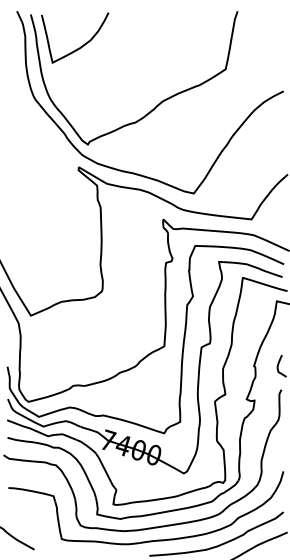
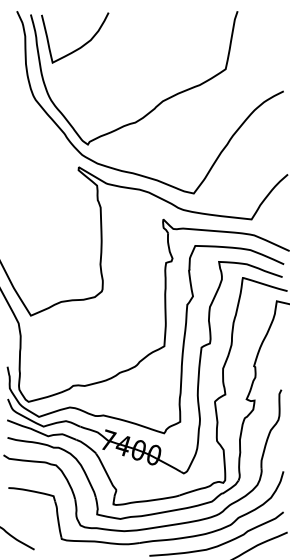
curve: present -> none (279, 364)
